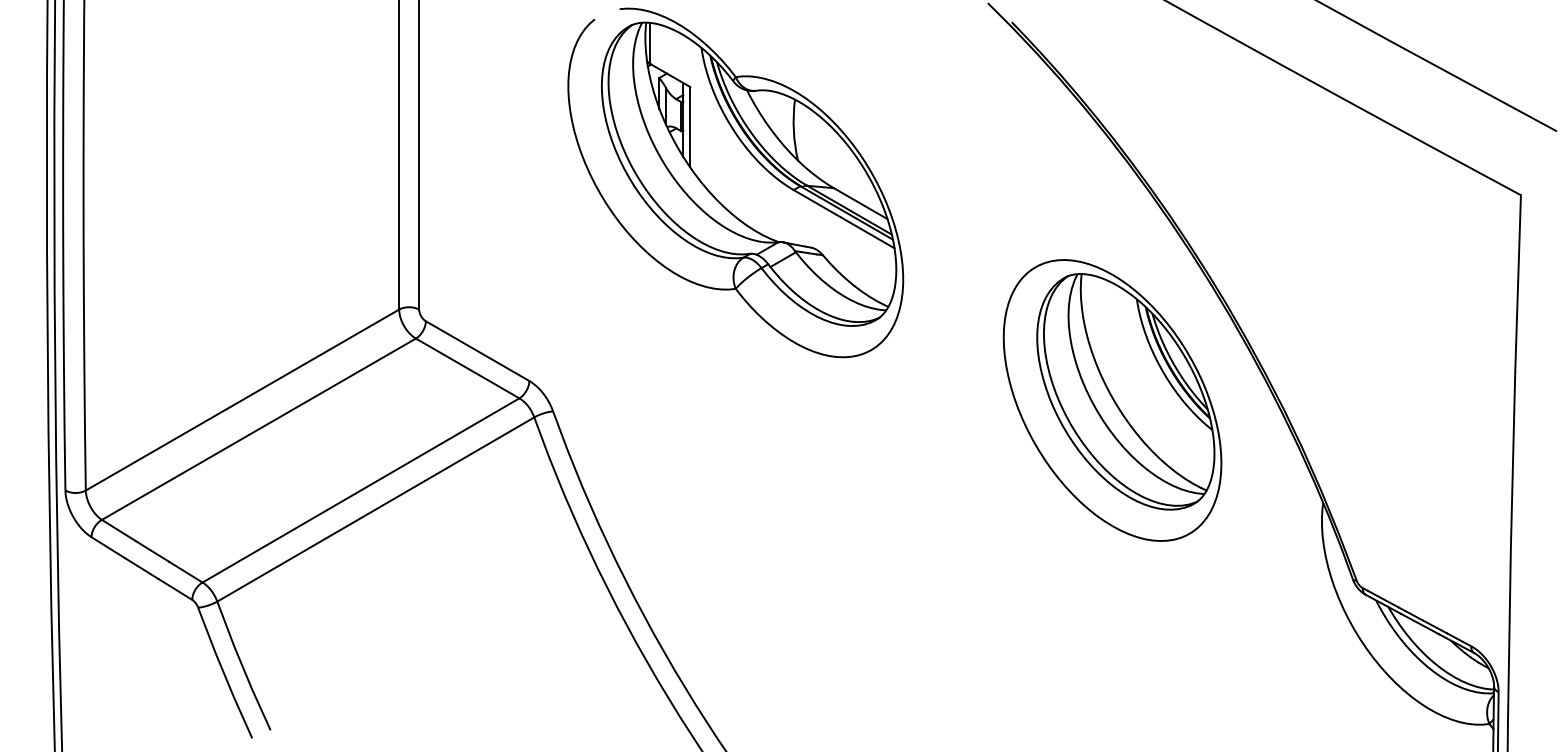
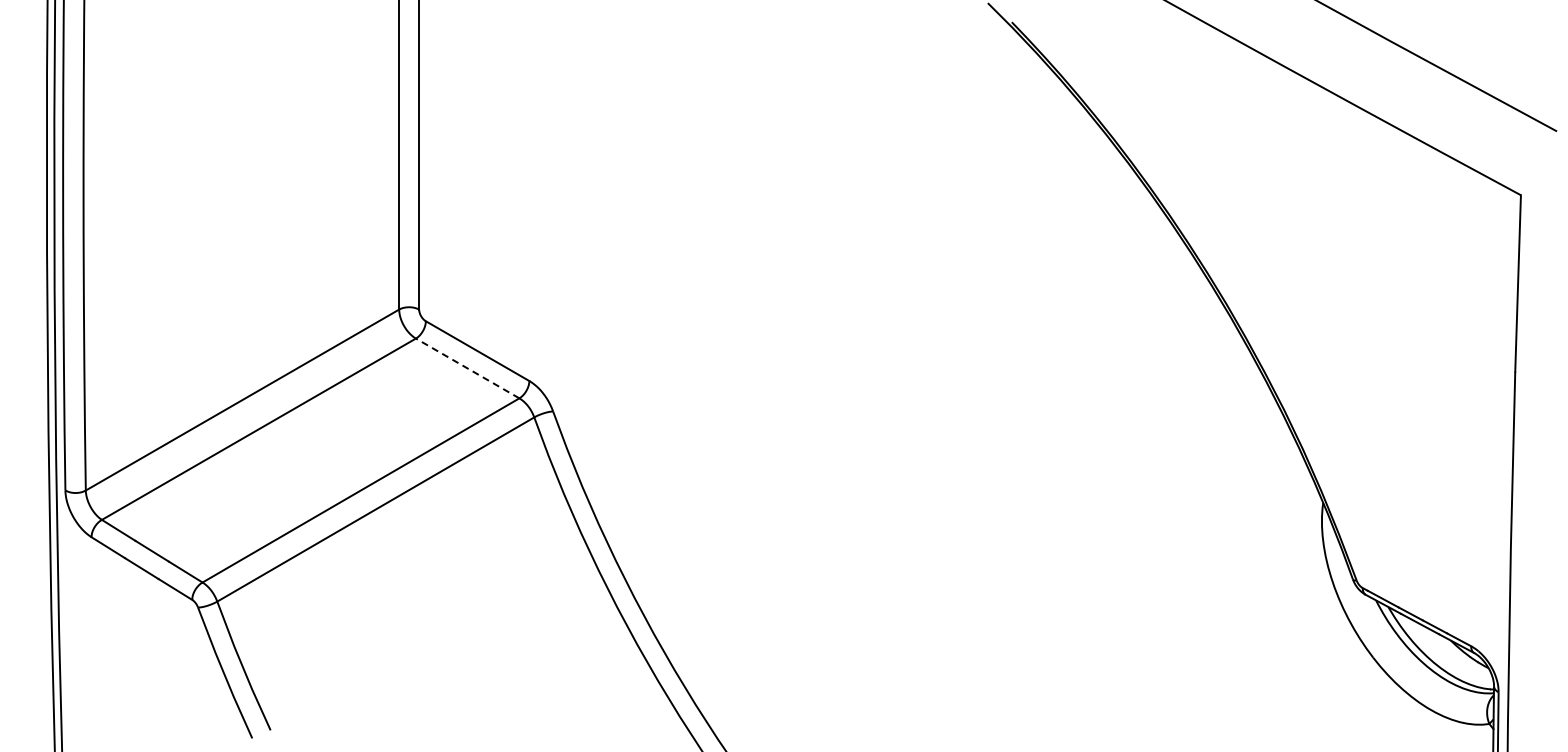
part: present -> none (735, 182)
line: solid -> dashed (467, 368)
part: present -> none (1112, 400)
